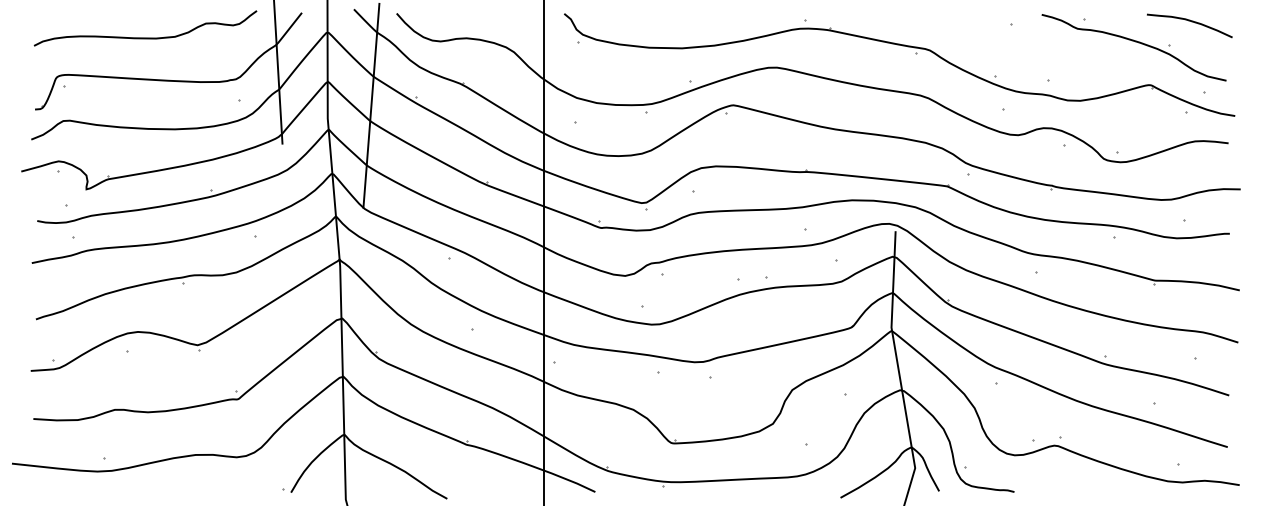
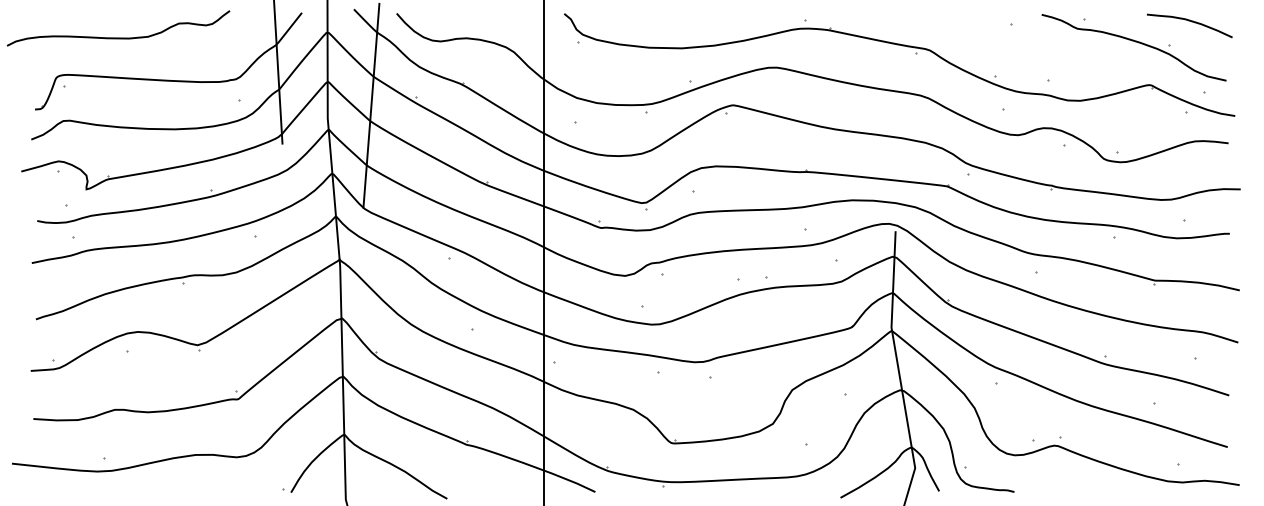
curve position: (145, 37) -> (118, 37) (118, 37)
